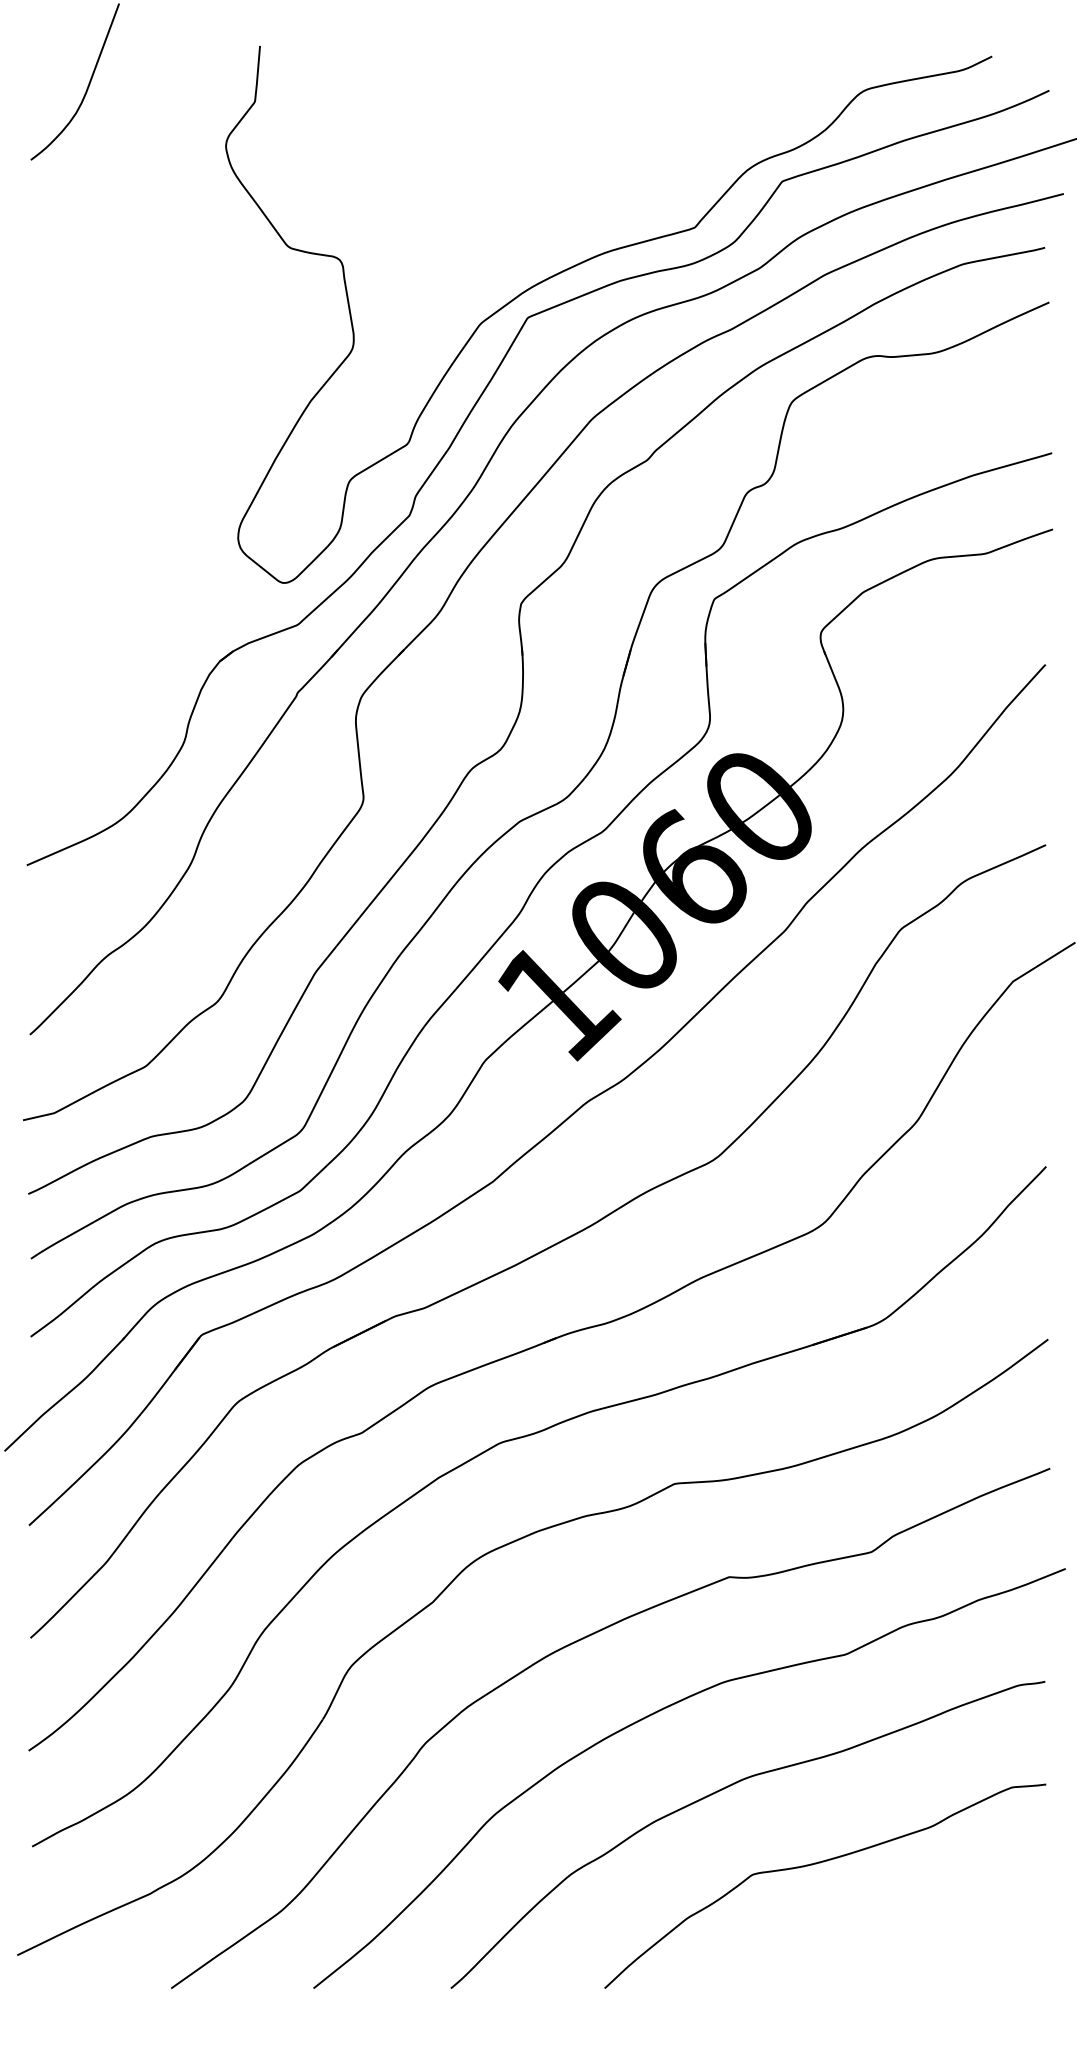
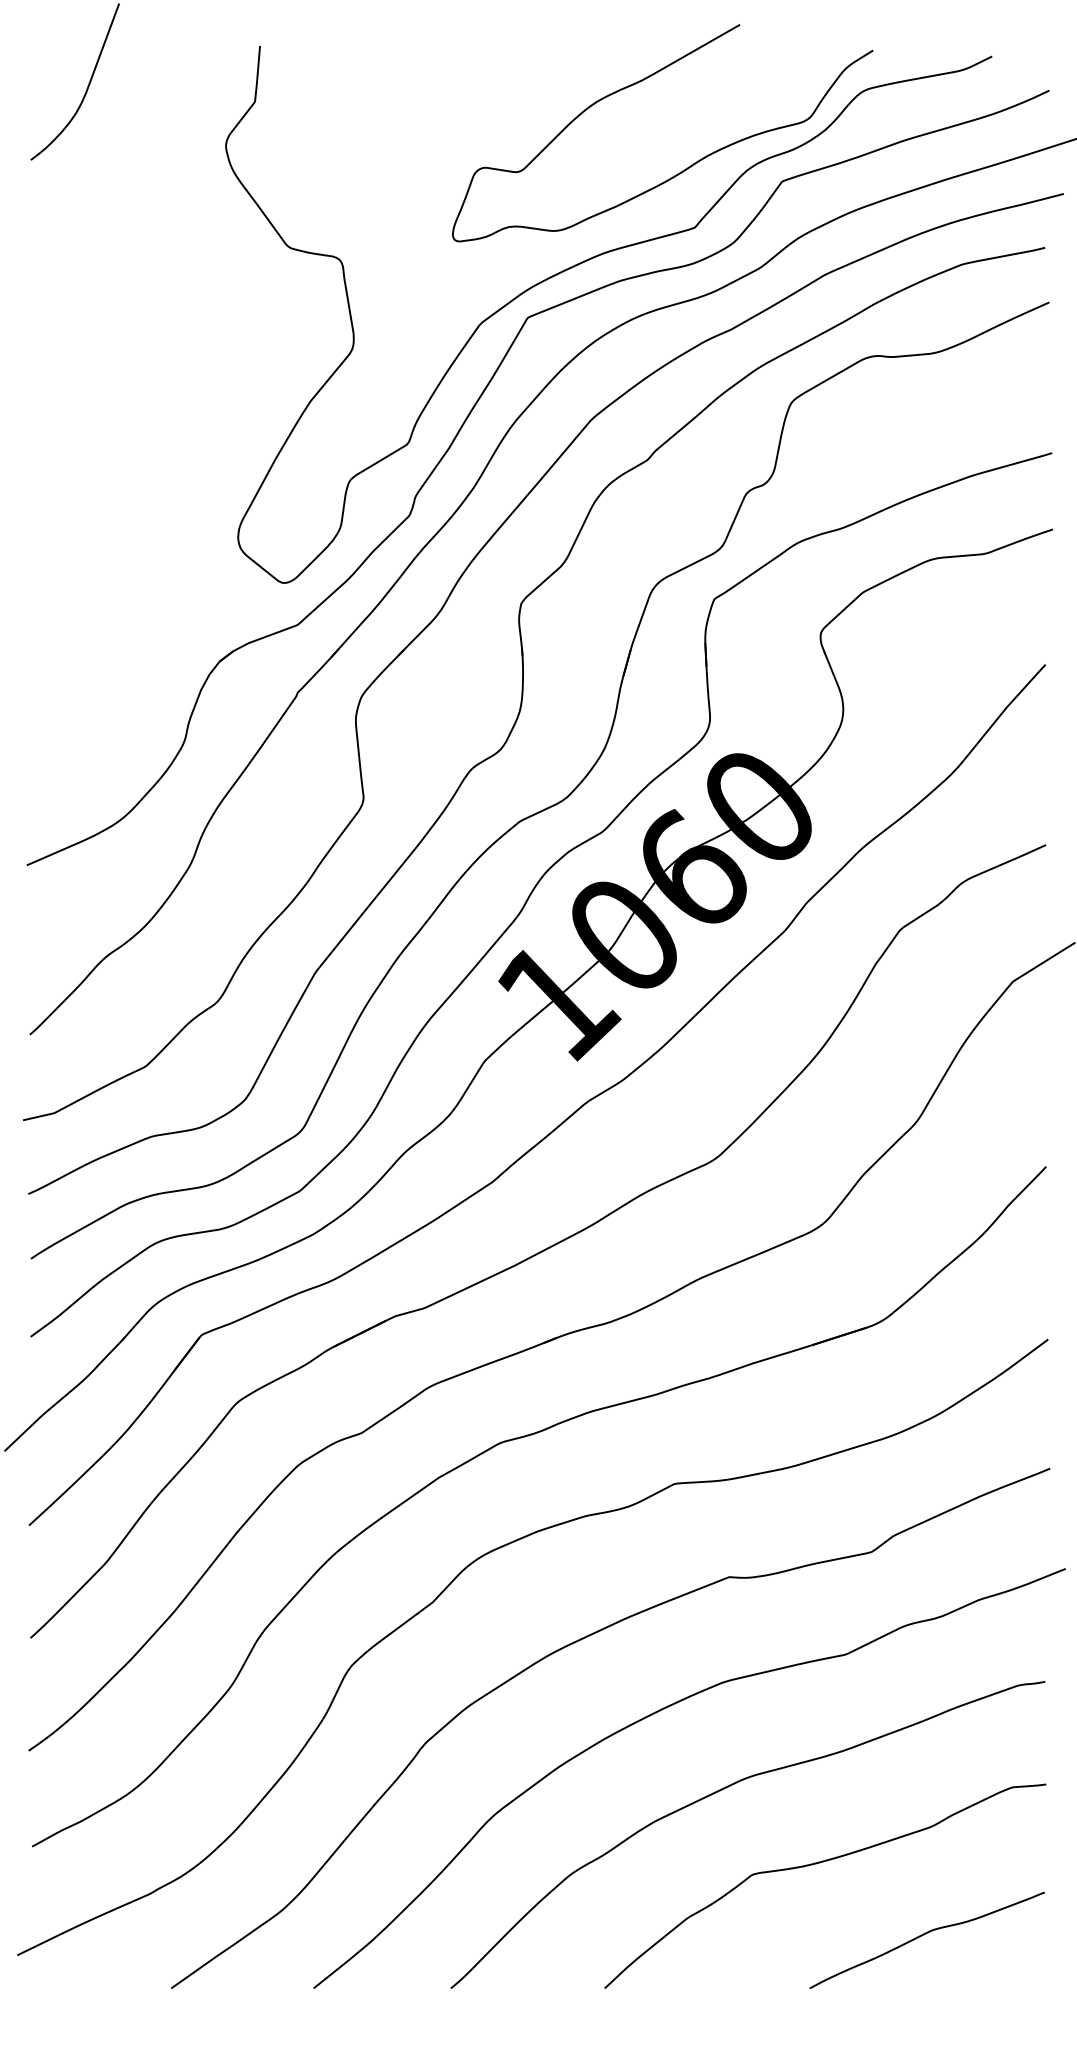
curve: none -> present (685, 168)
curve: none -> present (924, 1935)
